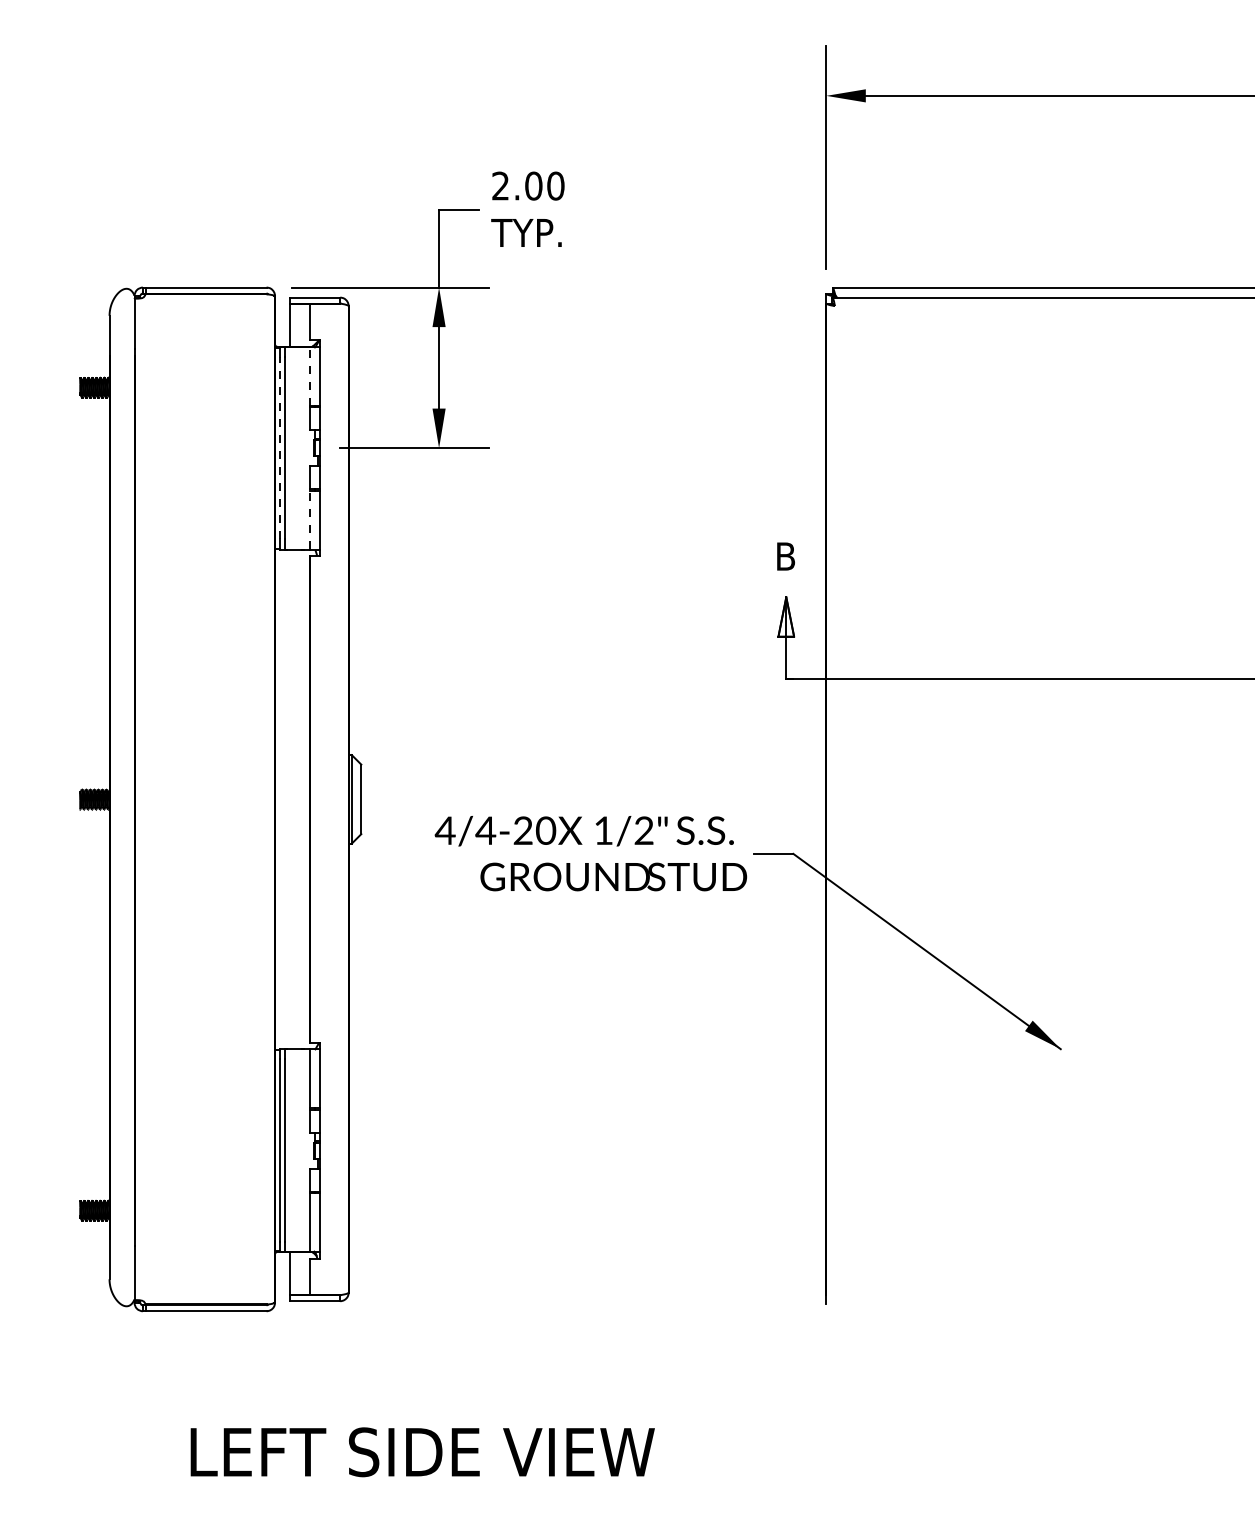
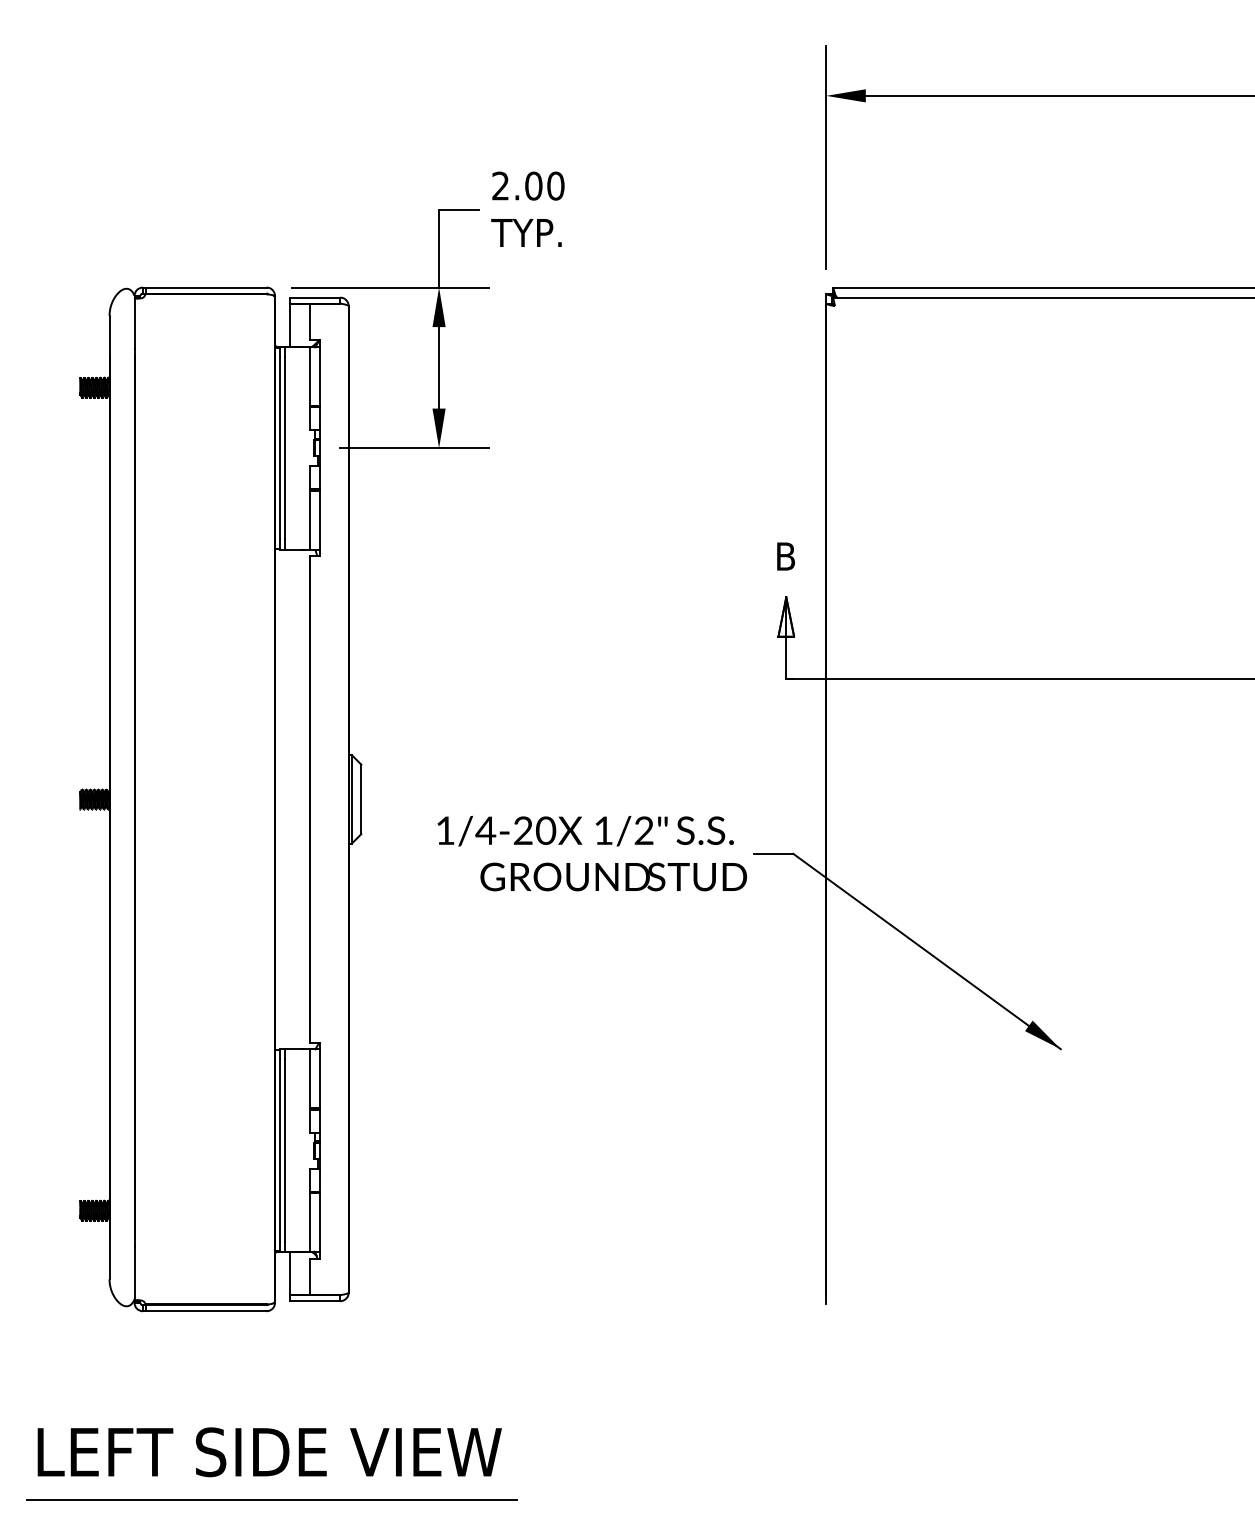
line: dashed -> solid (310, 376)
line: dashed -> solid (280, 447)
line: dashed -> solid (310, 519)
text: 4/4-20 -> 1/4-20 (444, 830)
text position: (422, 1452) -> (269, 1452) (269, 1452)
line: none -> present (271, 1500)
